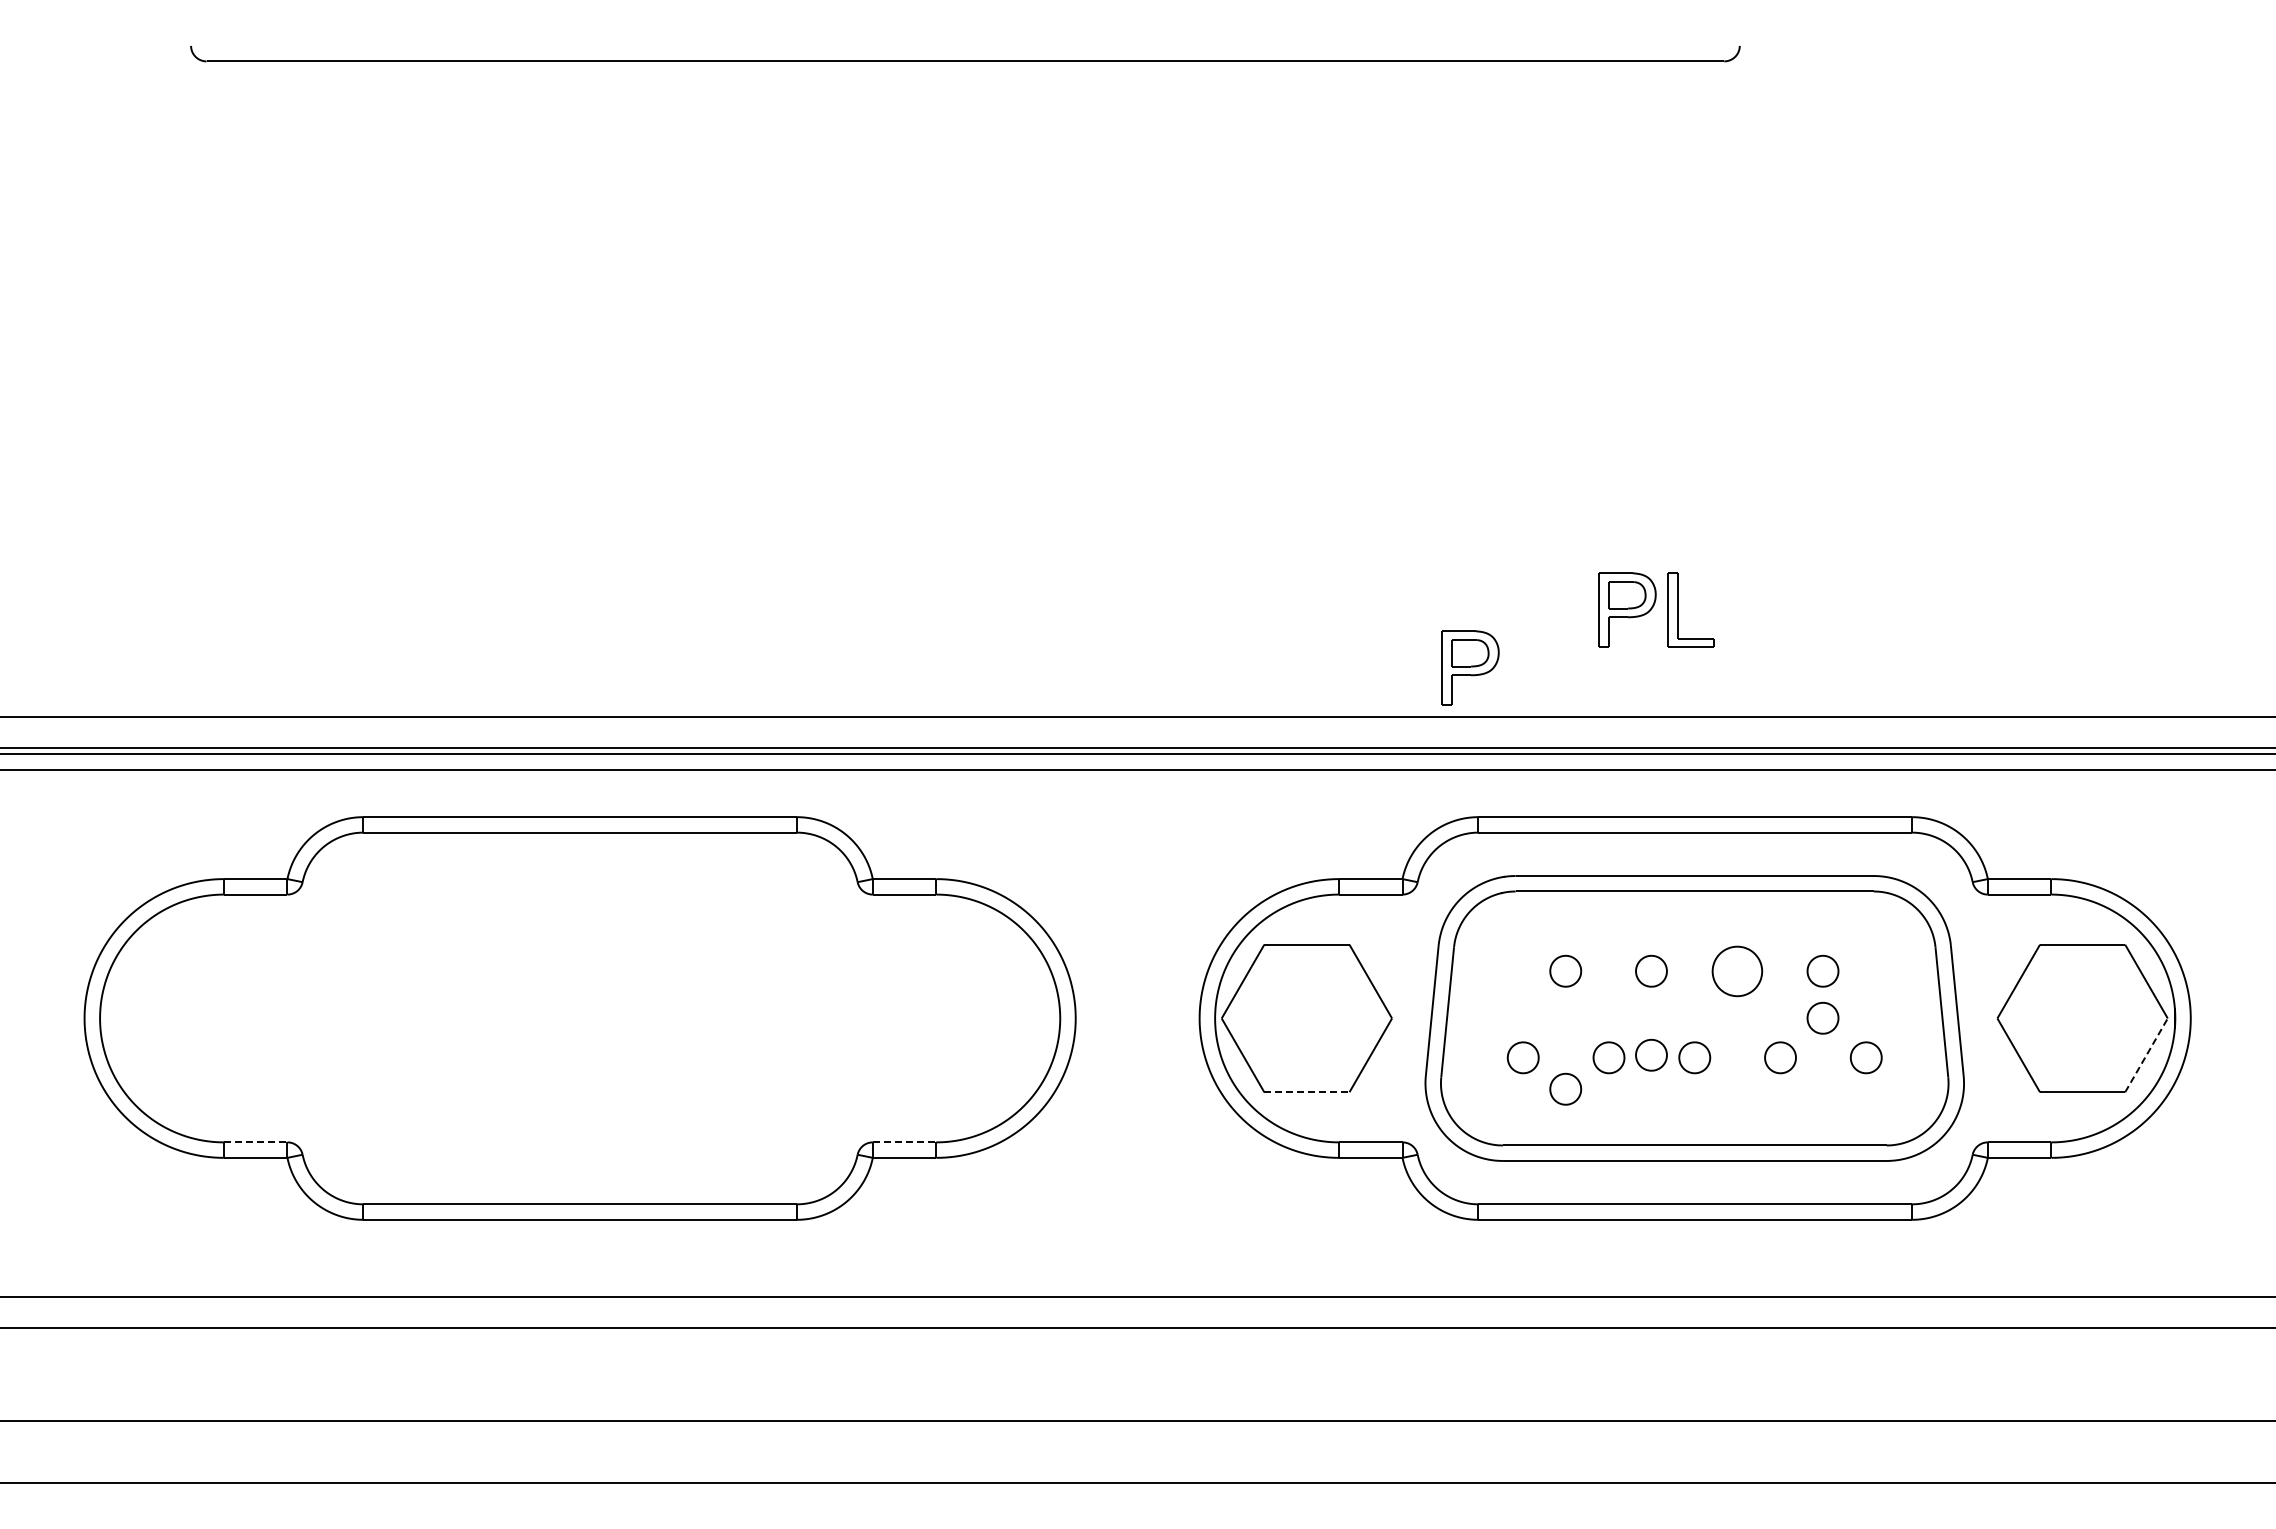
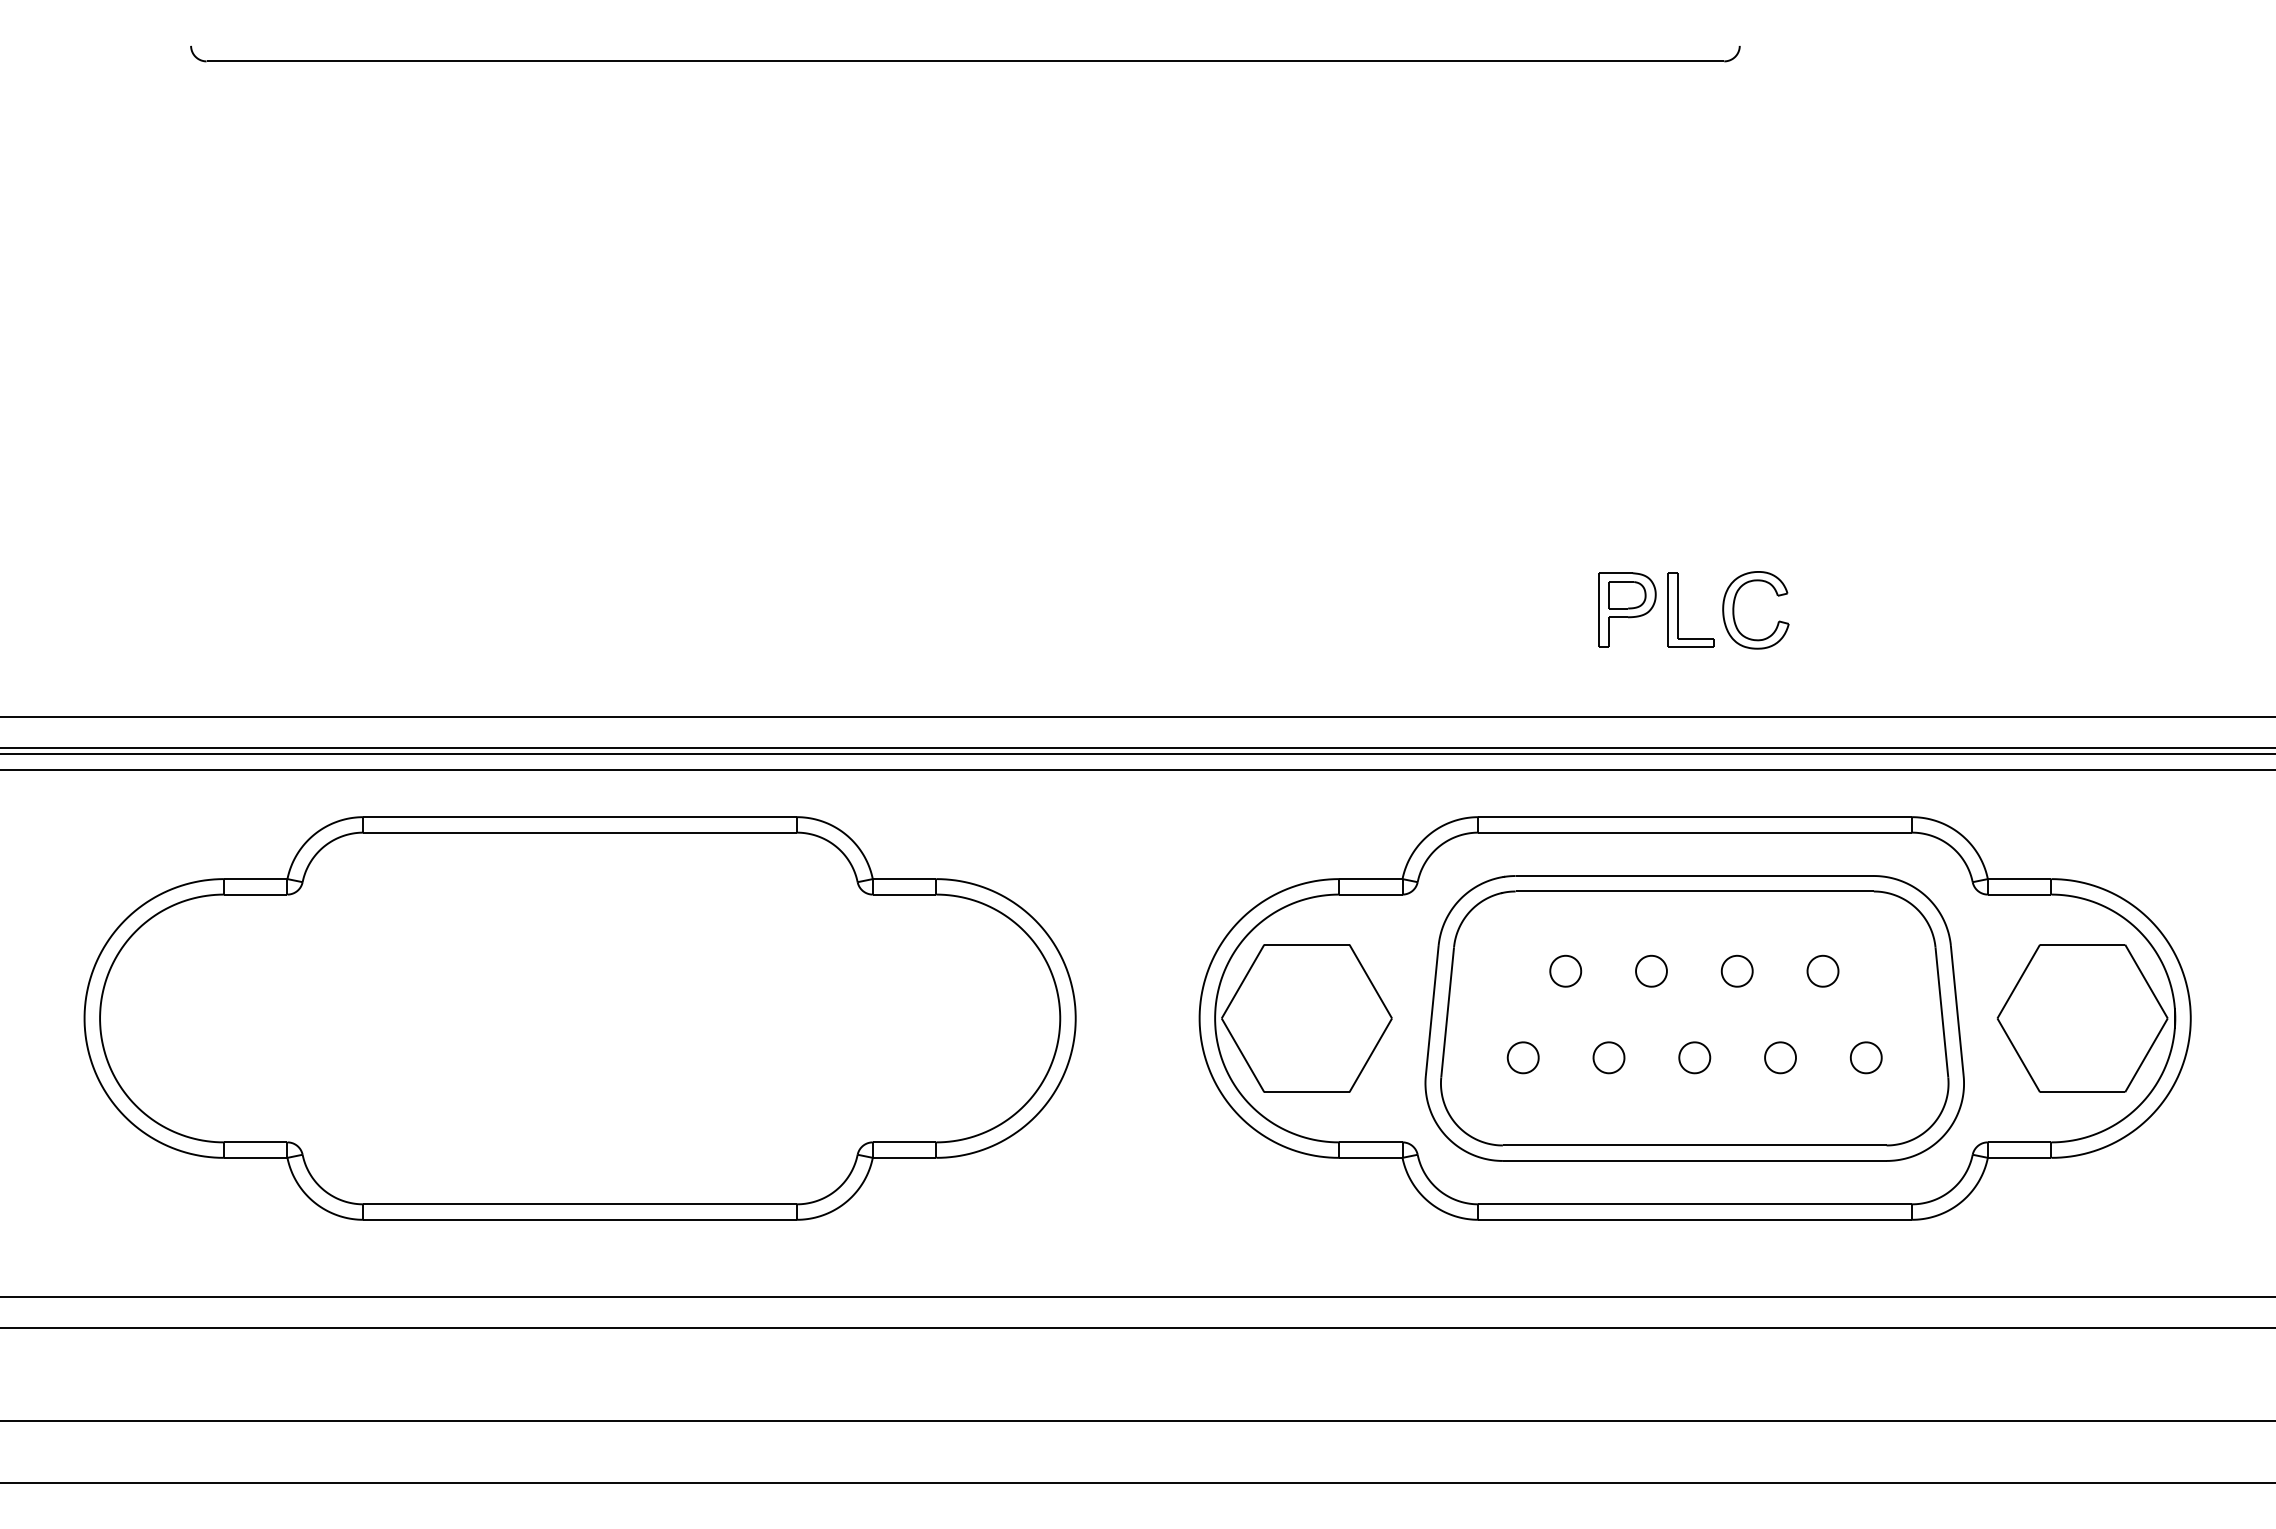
part: none -> present (1734, 610)
part: present -> none (1470, 667)
part size: 53x53 px -> 34x34 px (1736, 970)
part: present -> none (1822, 1017)
part: present -> none (1651, 1054)
line: dashed -> solid (2146, 1055)
part: present -> none (1565, 1088)
line: dashed -> solid (1306, 1092)
line: dashed -> solid (255, 1142)
line: dashed -> solid (904, 1142)
